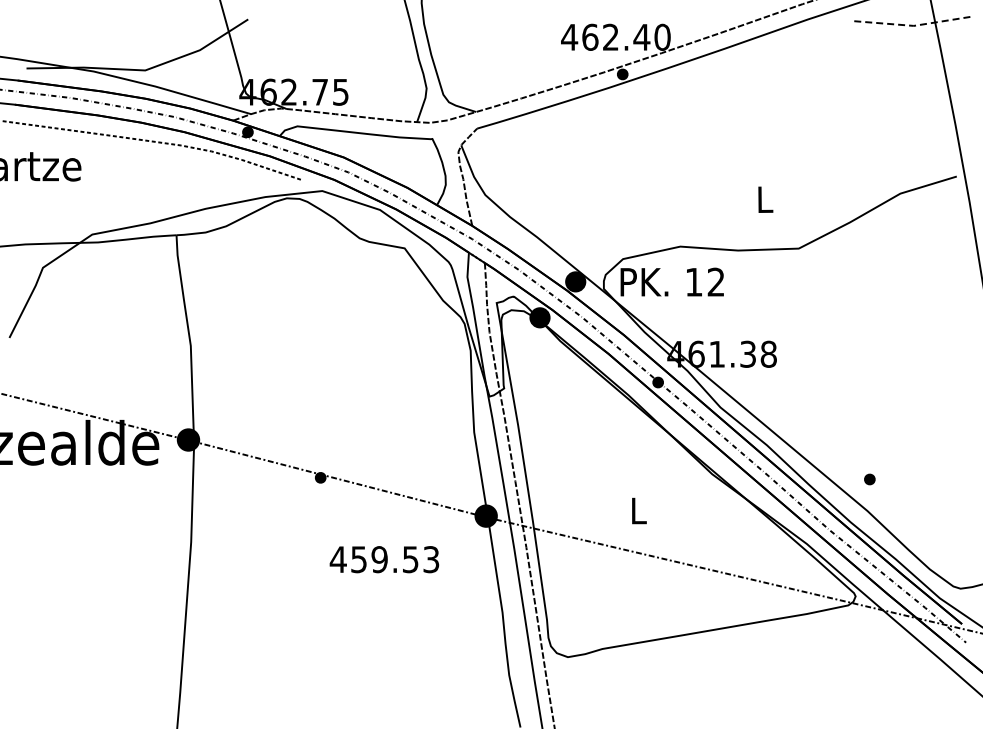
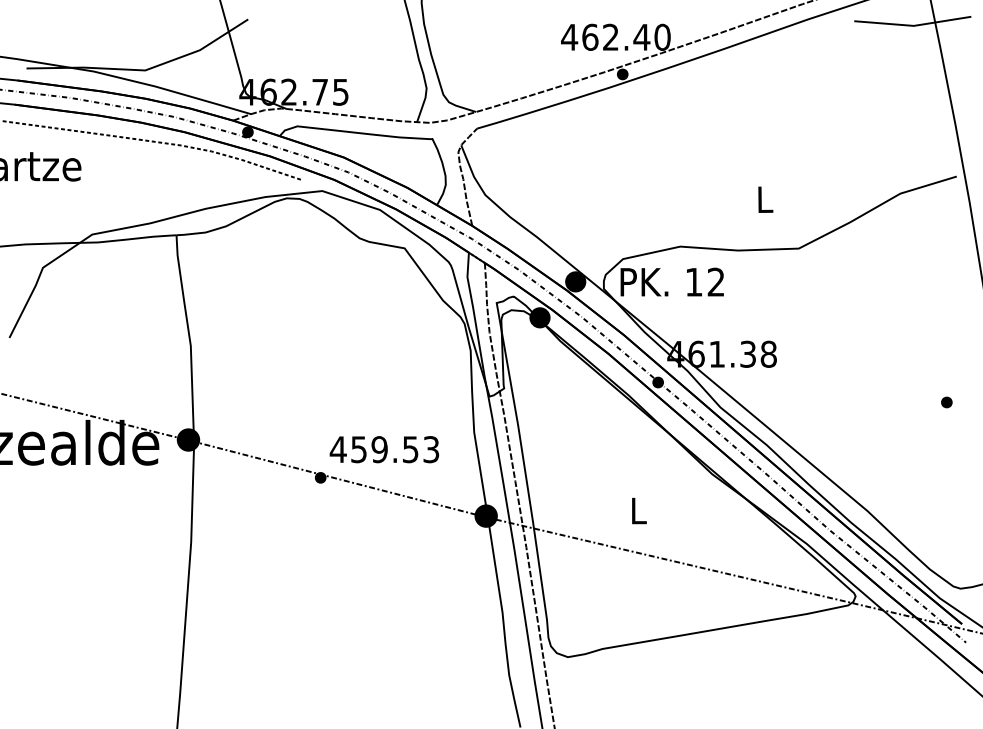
line: dashed -> solid (913, 25)
part position: (869, 479) -> (946, 402) (946, 402)
text position: (384, 559) -> (384, 449) (384, 449)
